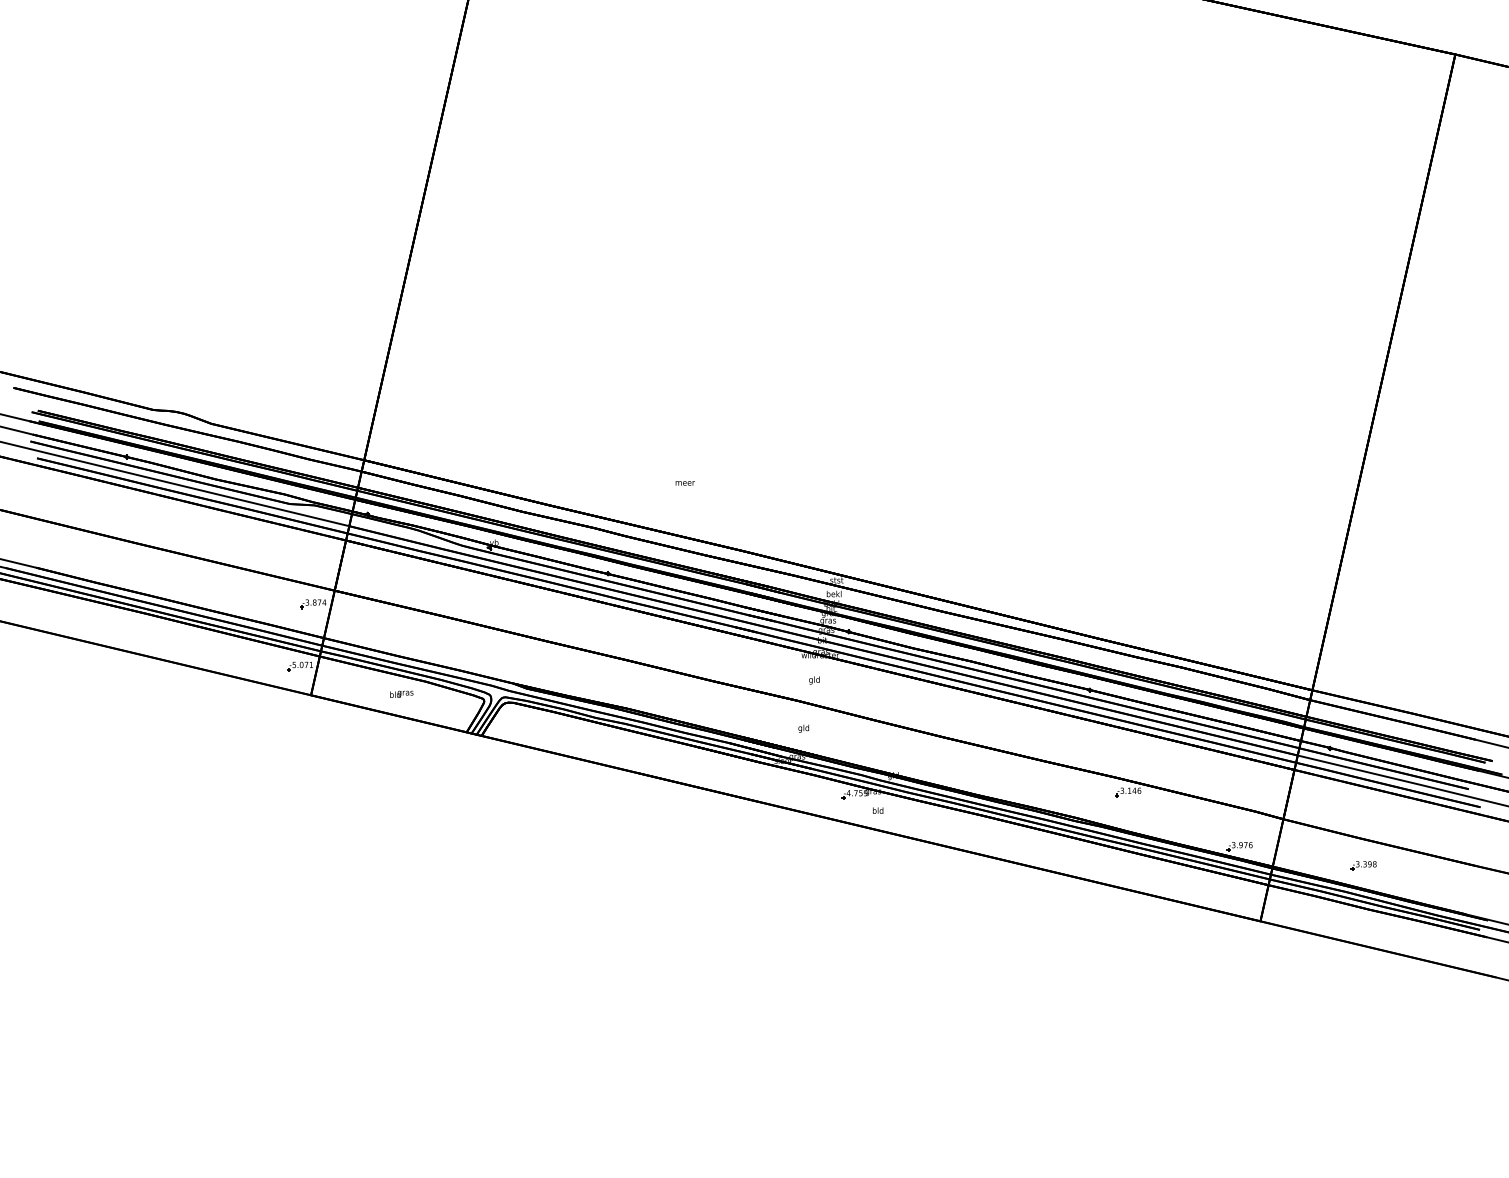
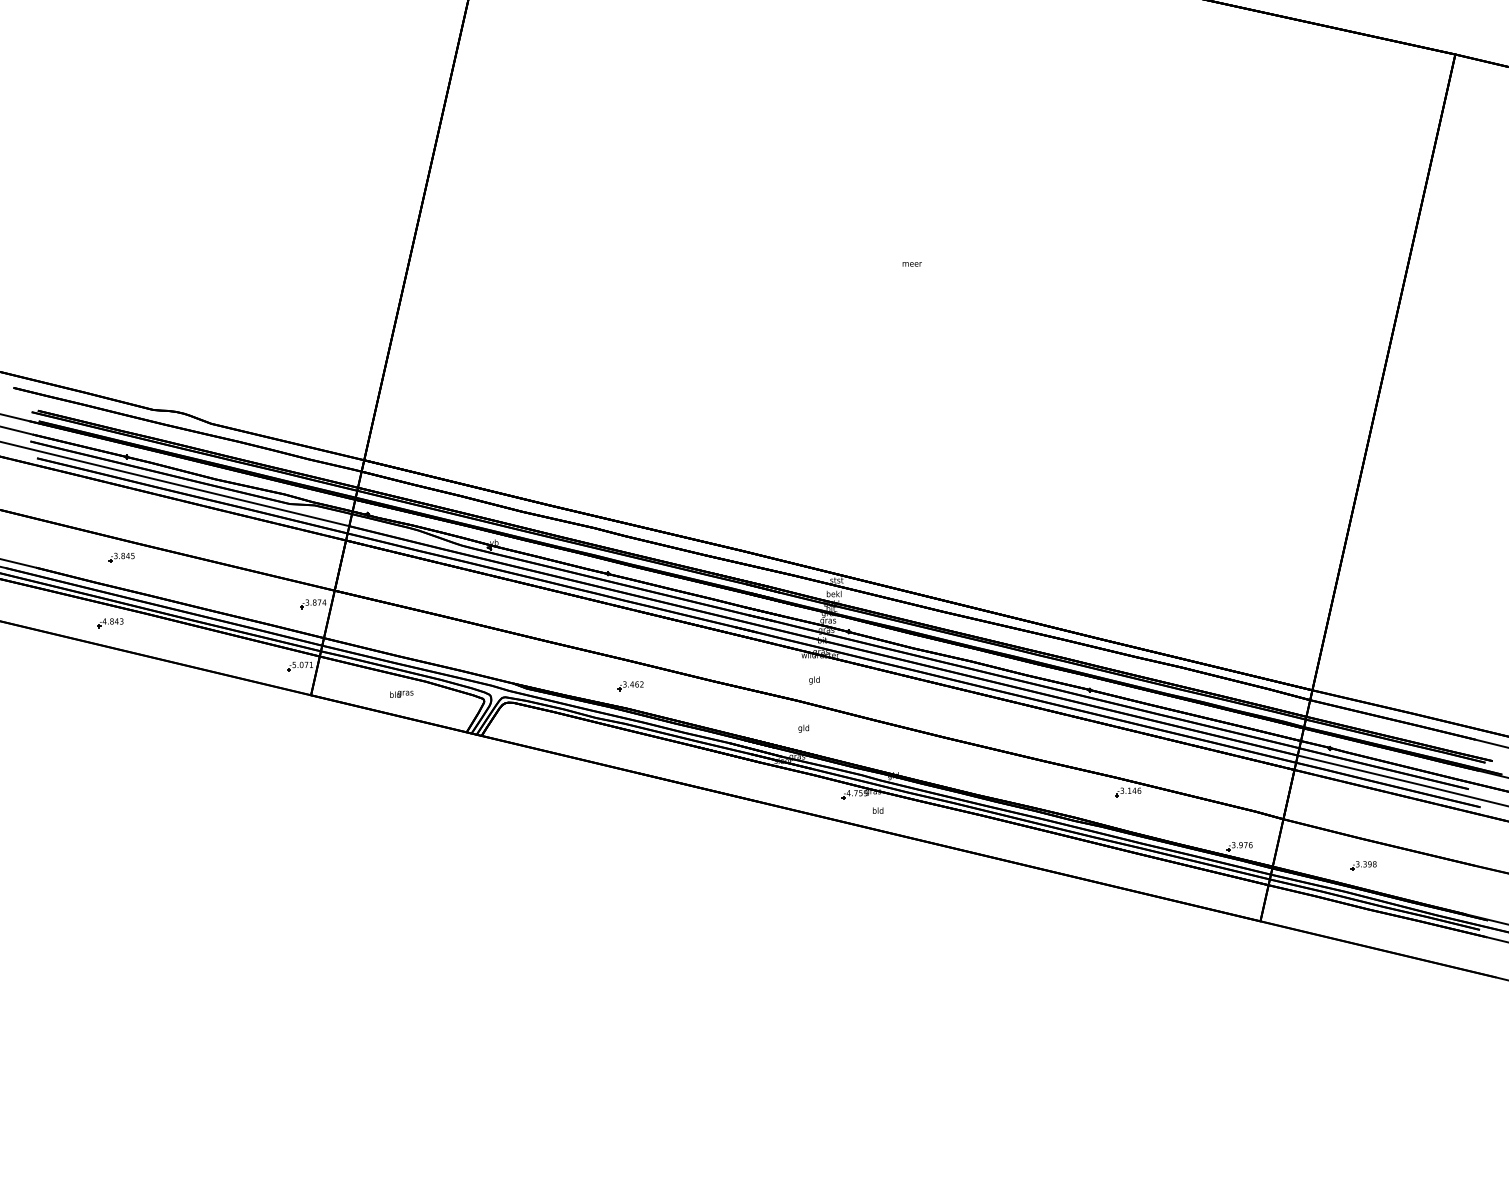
text position: (684, 483) -> (911, 264) (911, 264)
part: none -> present (121, 557)
part: none -> present (110, 623)
part: none -> present (630, 686)
